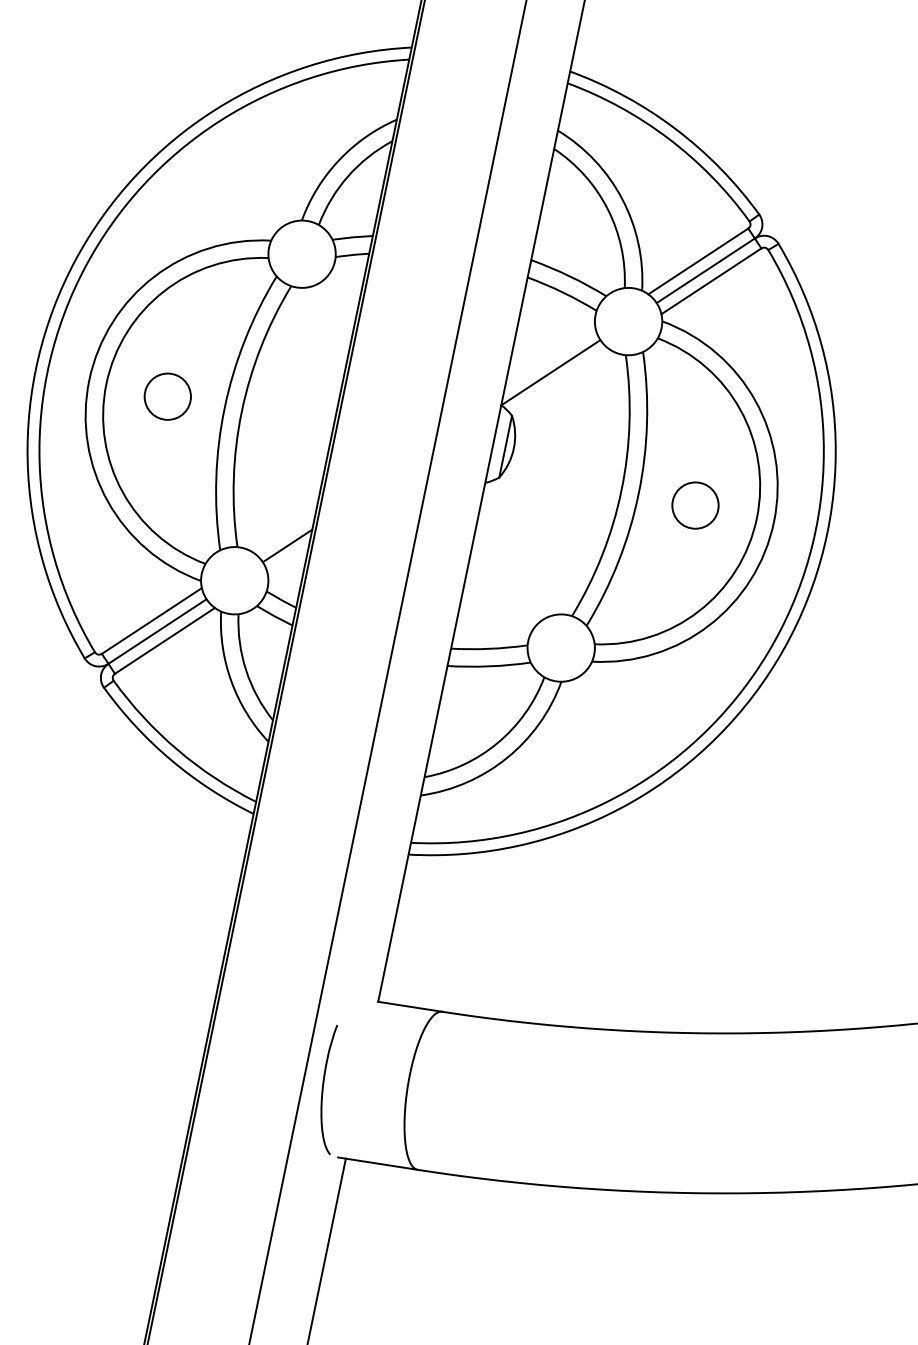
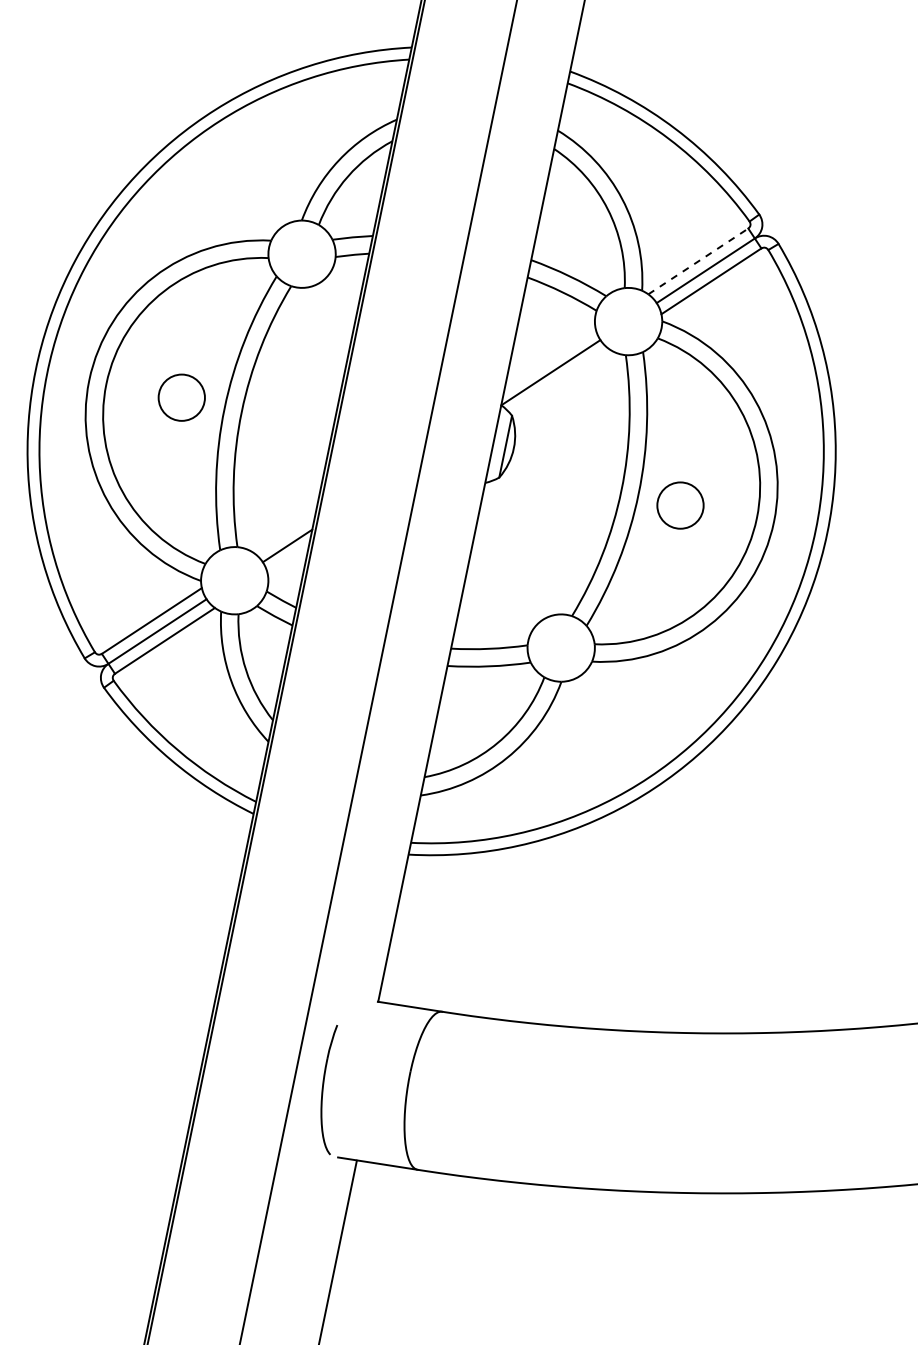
line: solid -> dashed (698, 261)
circle position: (167, 396) -> (181, 397) (181, 397)
circle position: (695, 505) -> (680, 505) (680, 505)
line position: (387, 671) -> (378, 671) (378, 671)
line position: (326, 1249) -> (337, 1250) (337, 1250)
